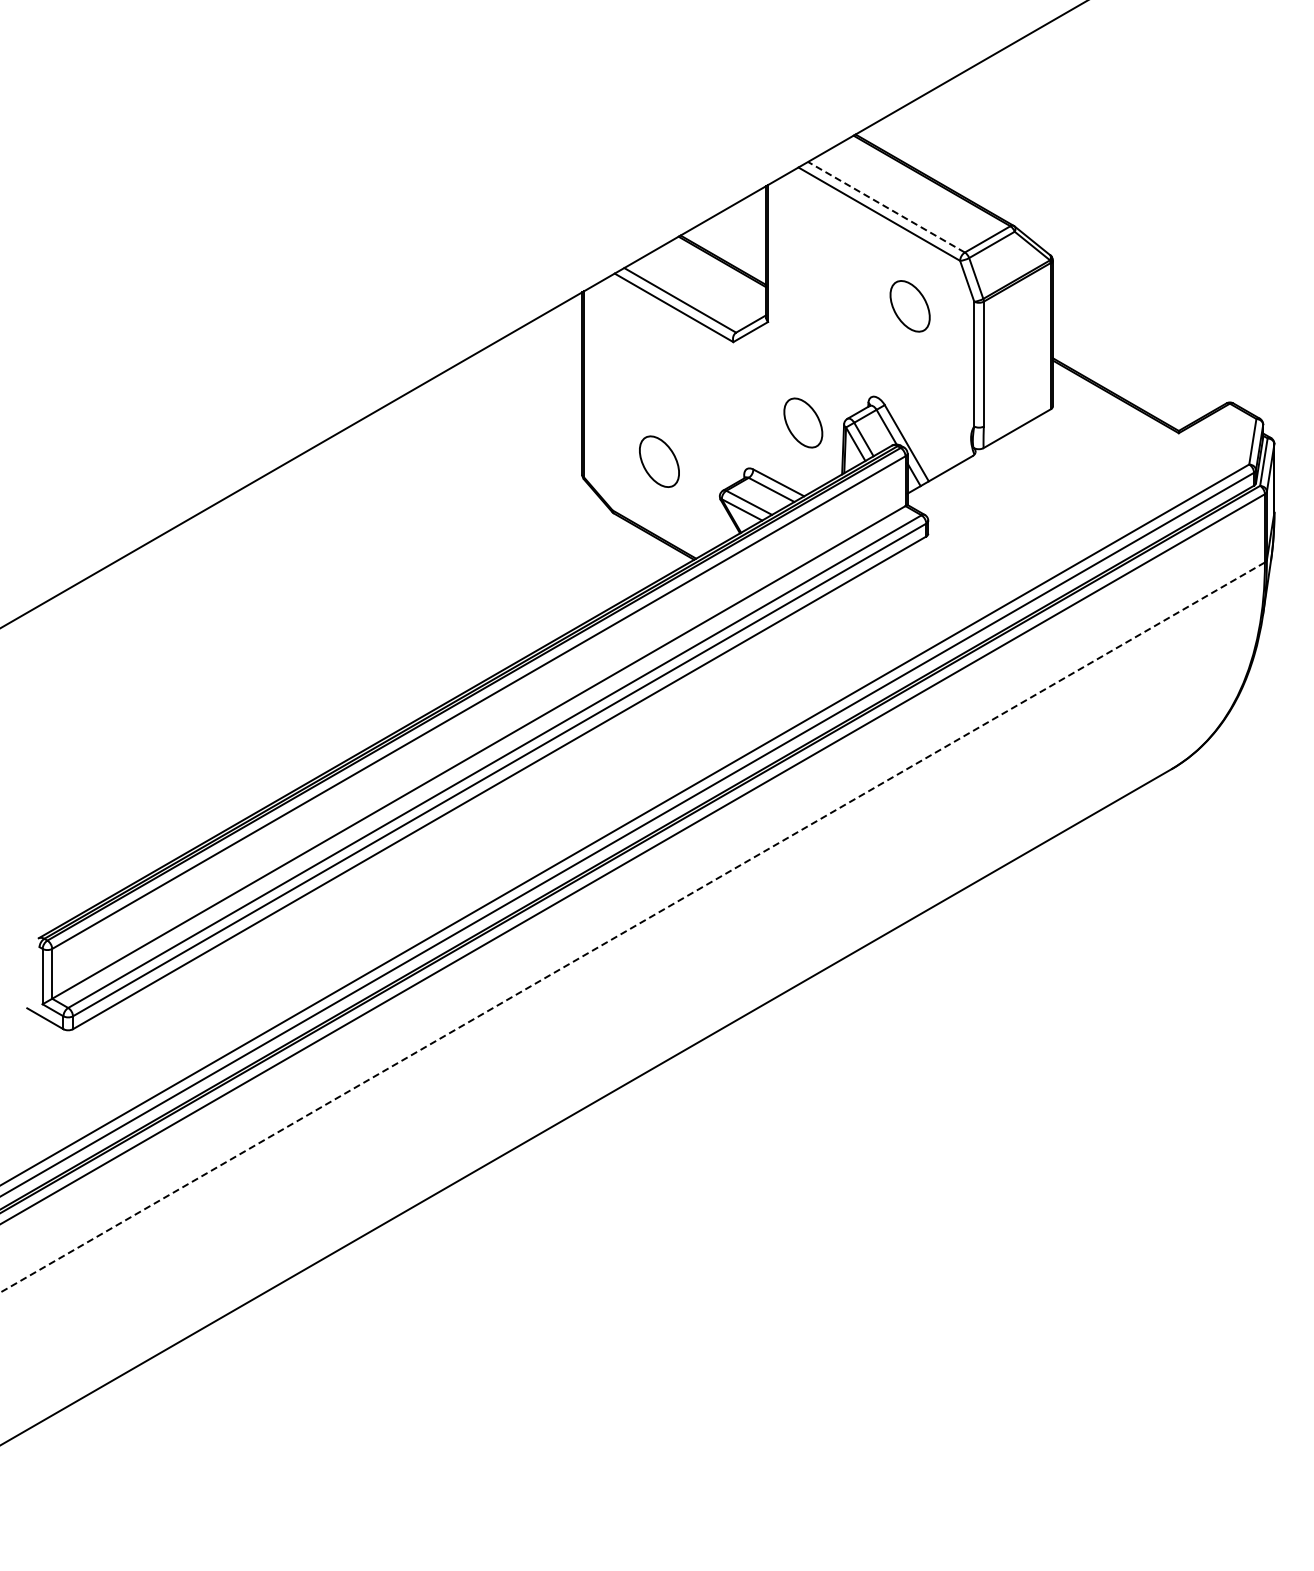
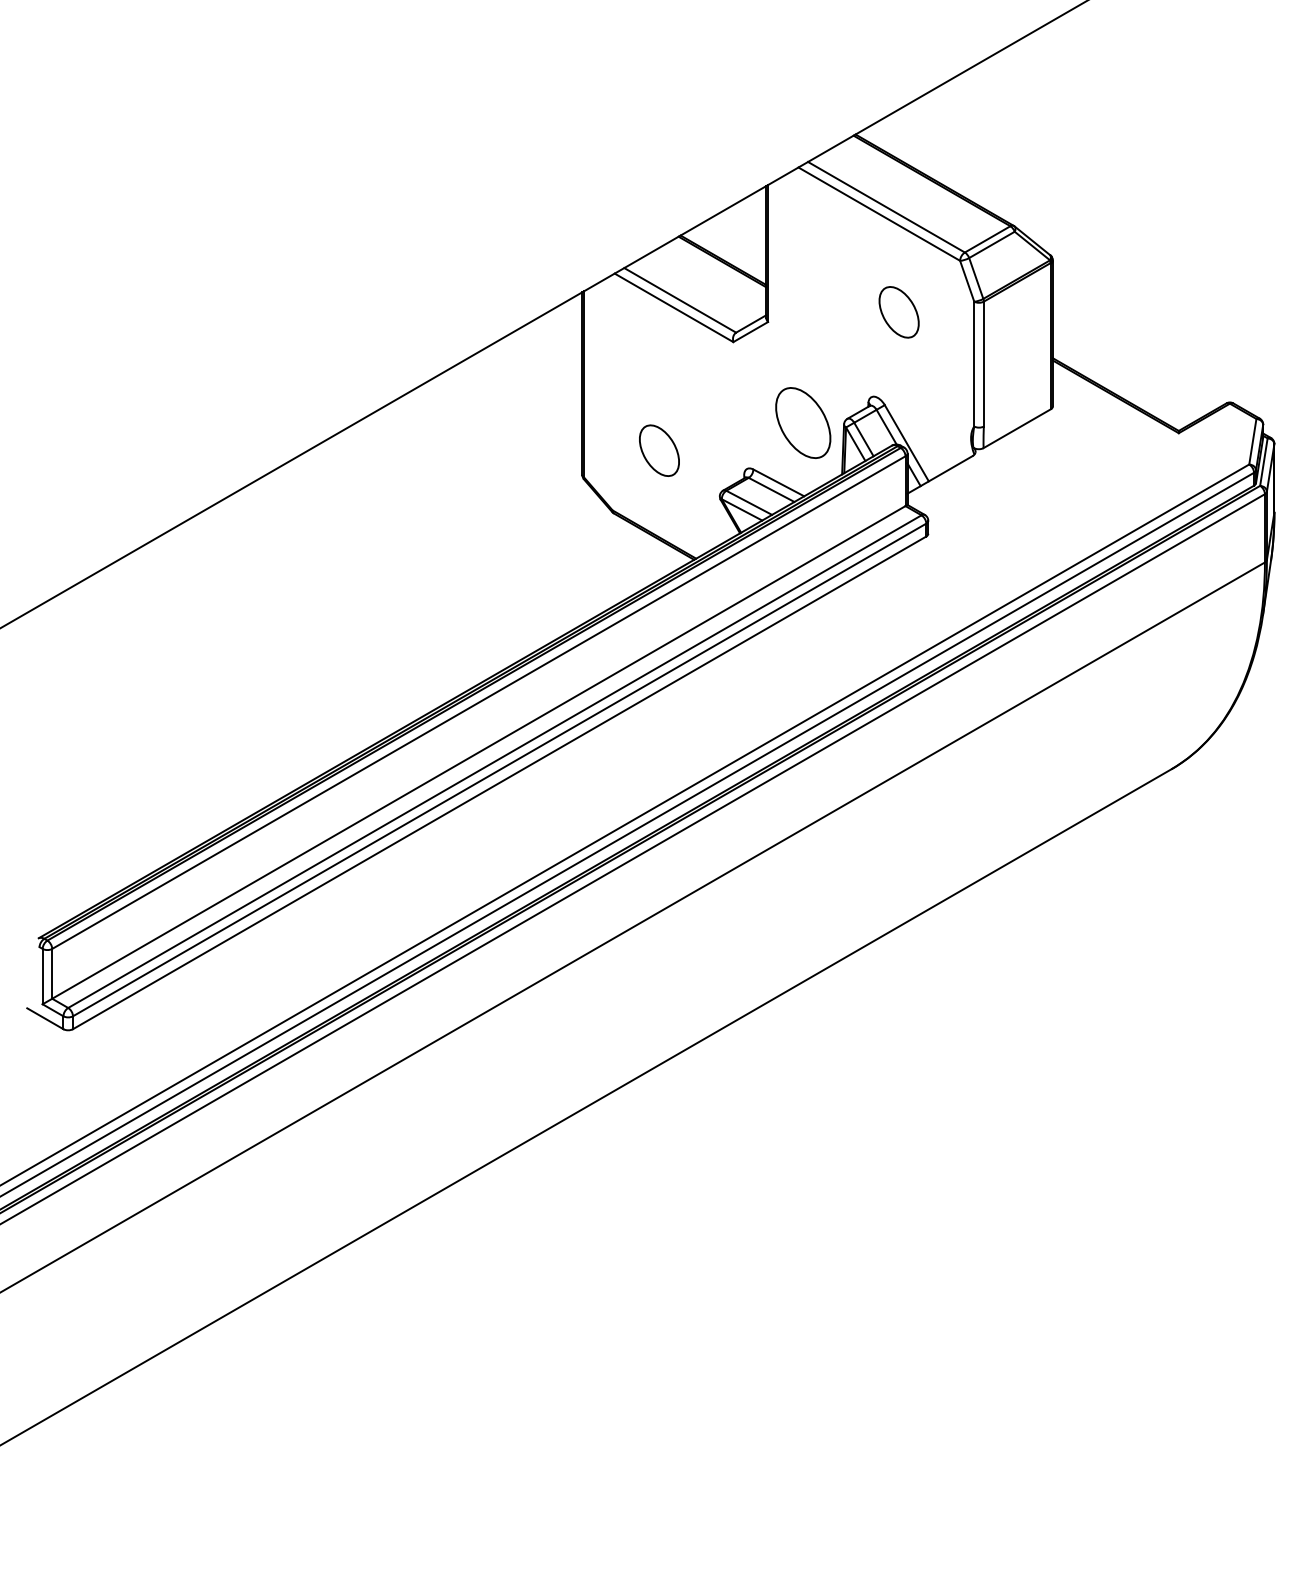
line: dashed -> solid (886, 207)
part position: (909, 306) -> (898, 312) (898, 312)
part size: 41x52 px -> 57x72 px (803, 422)
part position: (659, 461) -> (659, 450) (659, 450)
line: dashed -> solid (632, 927)
